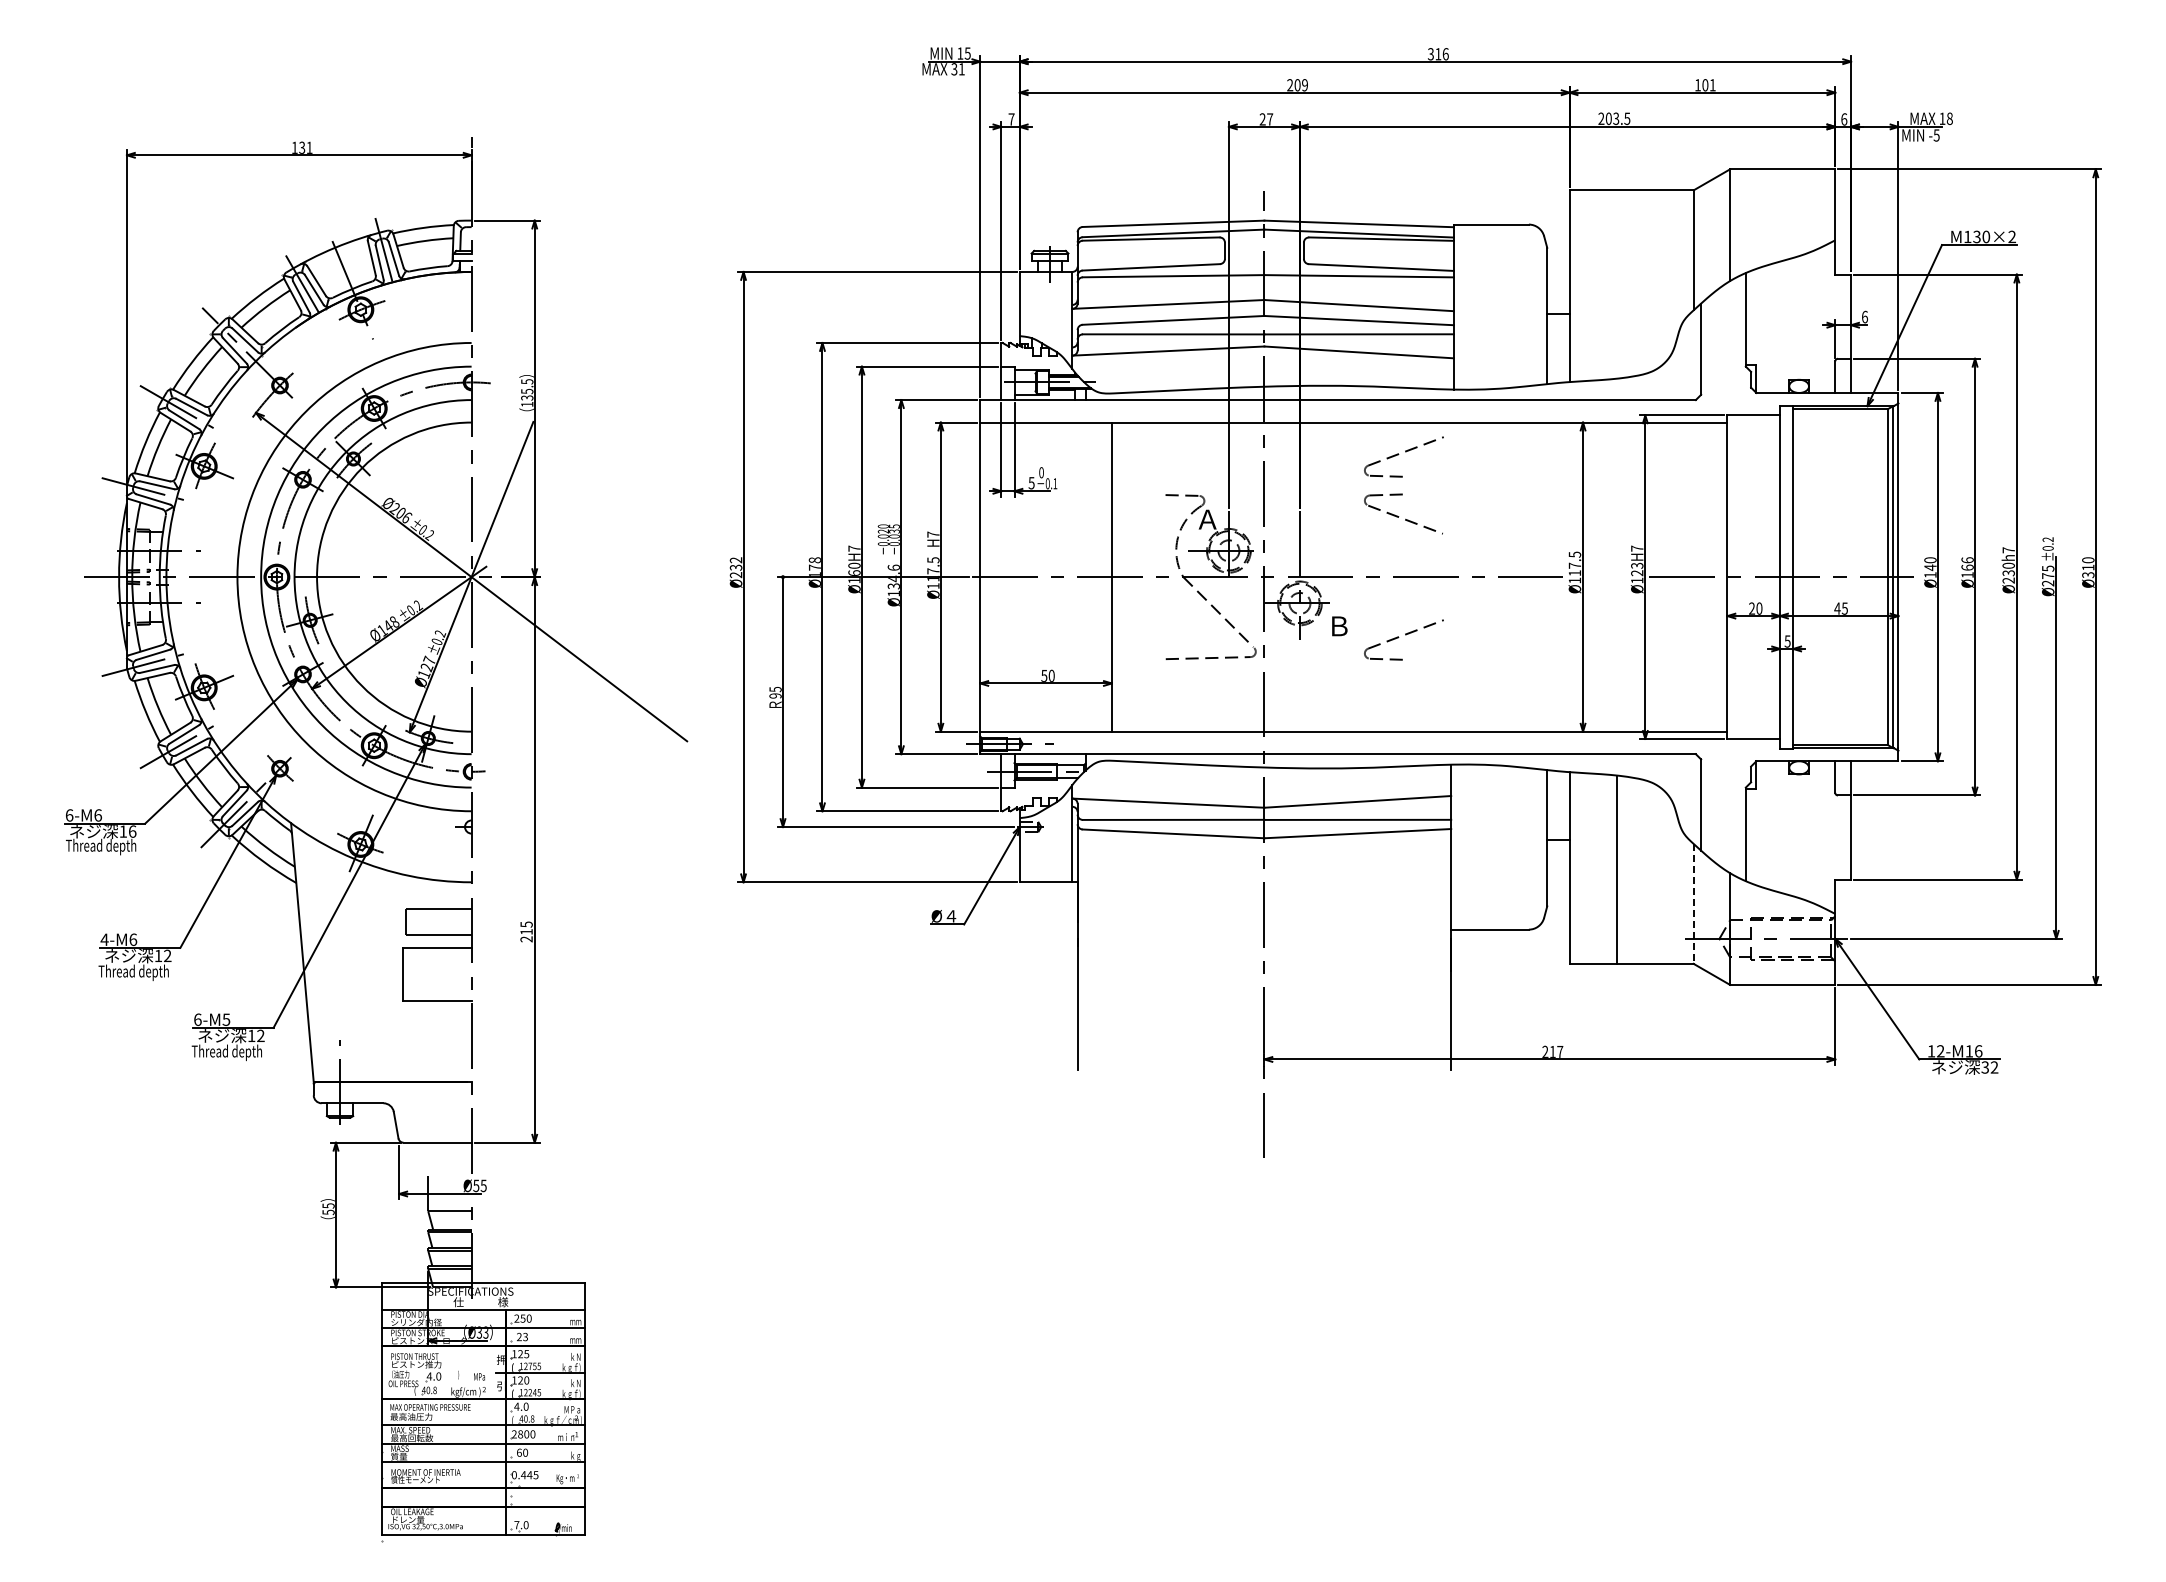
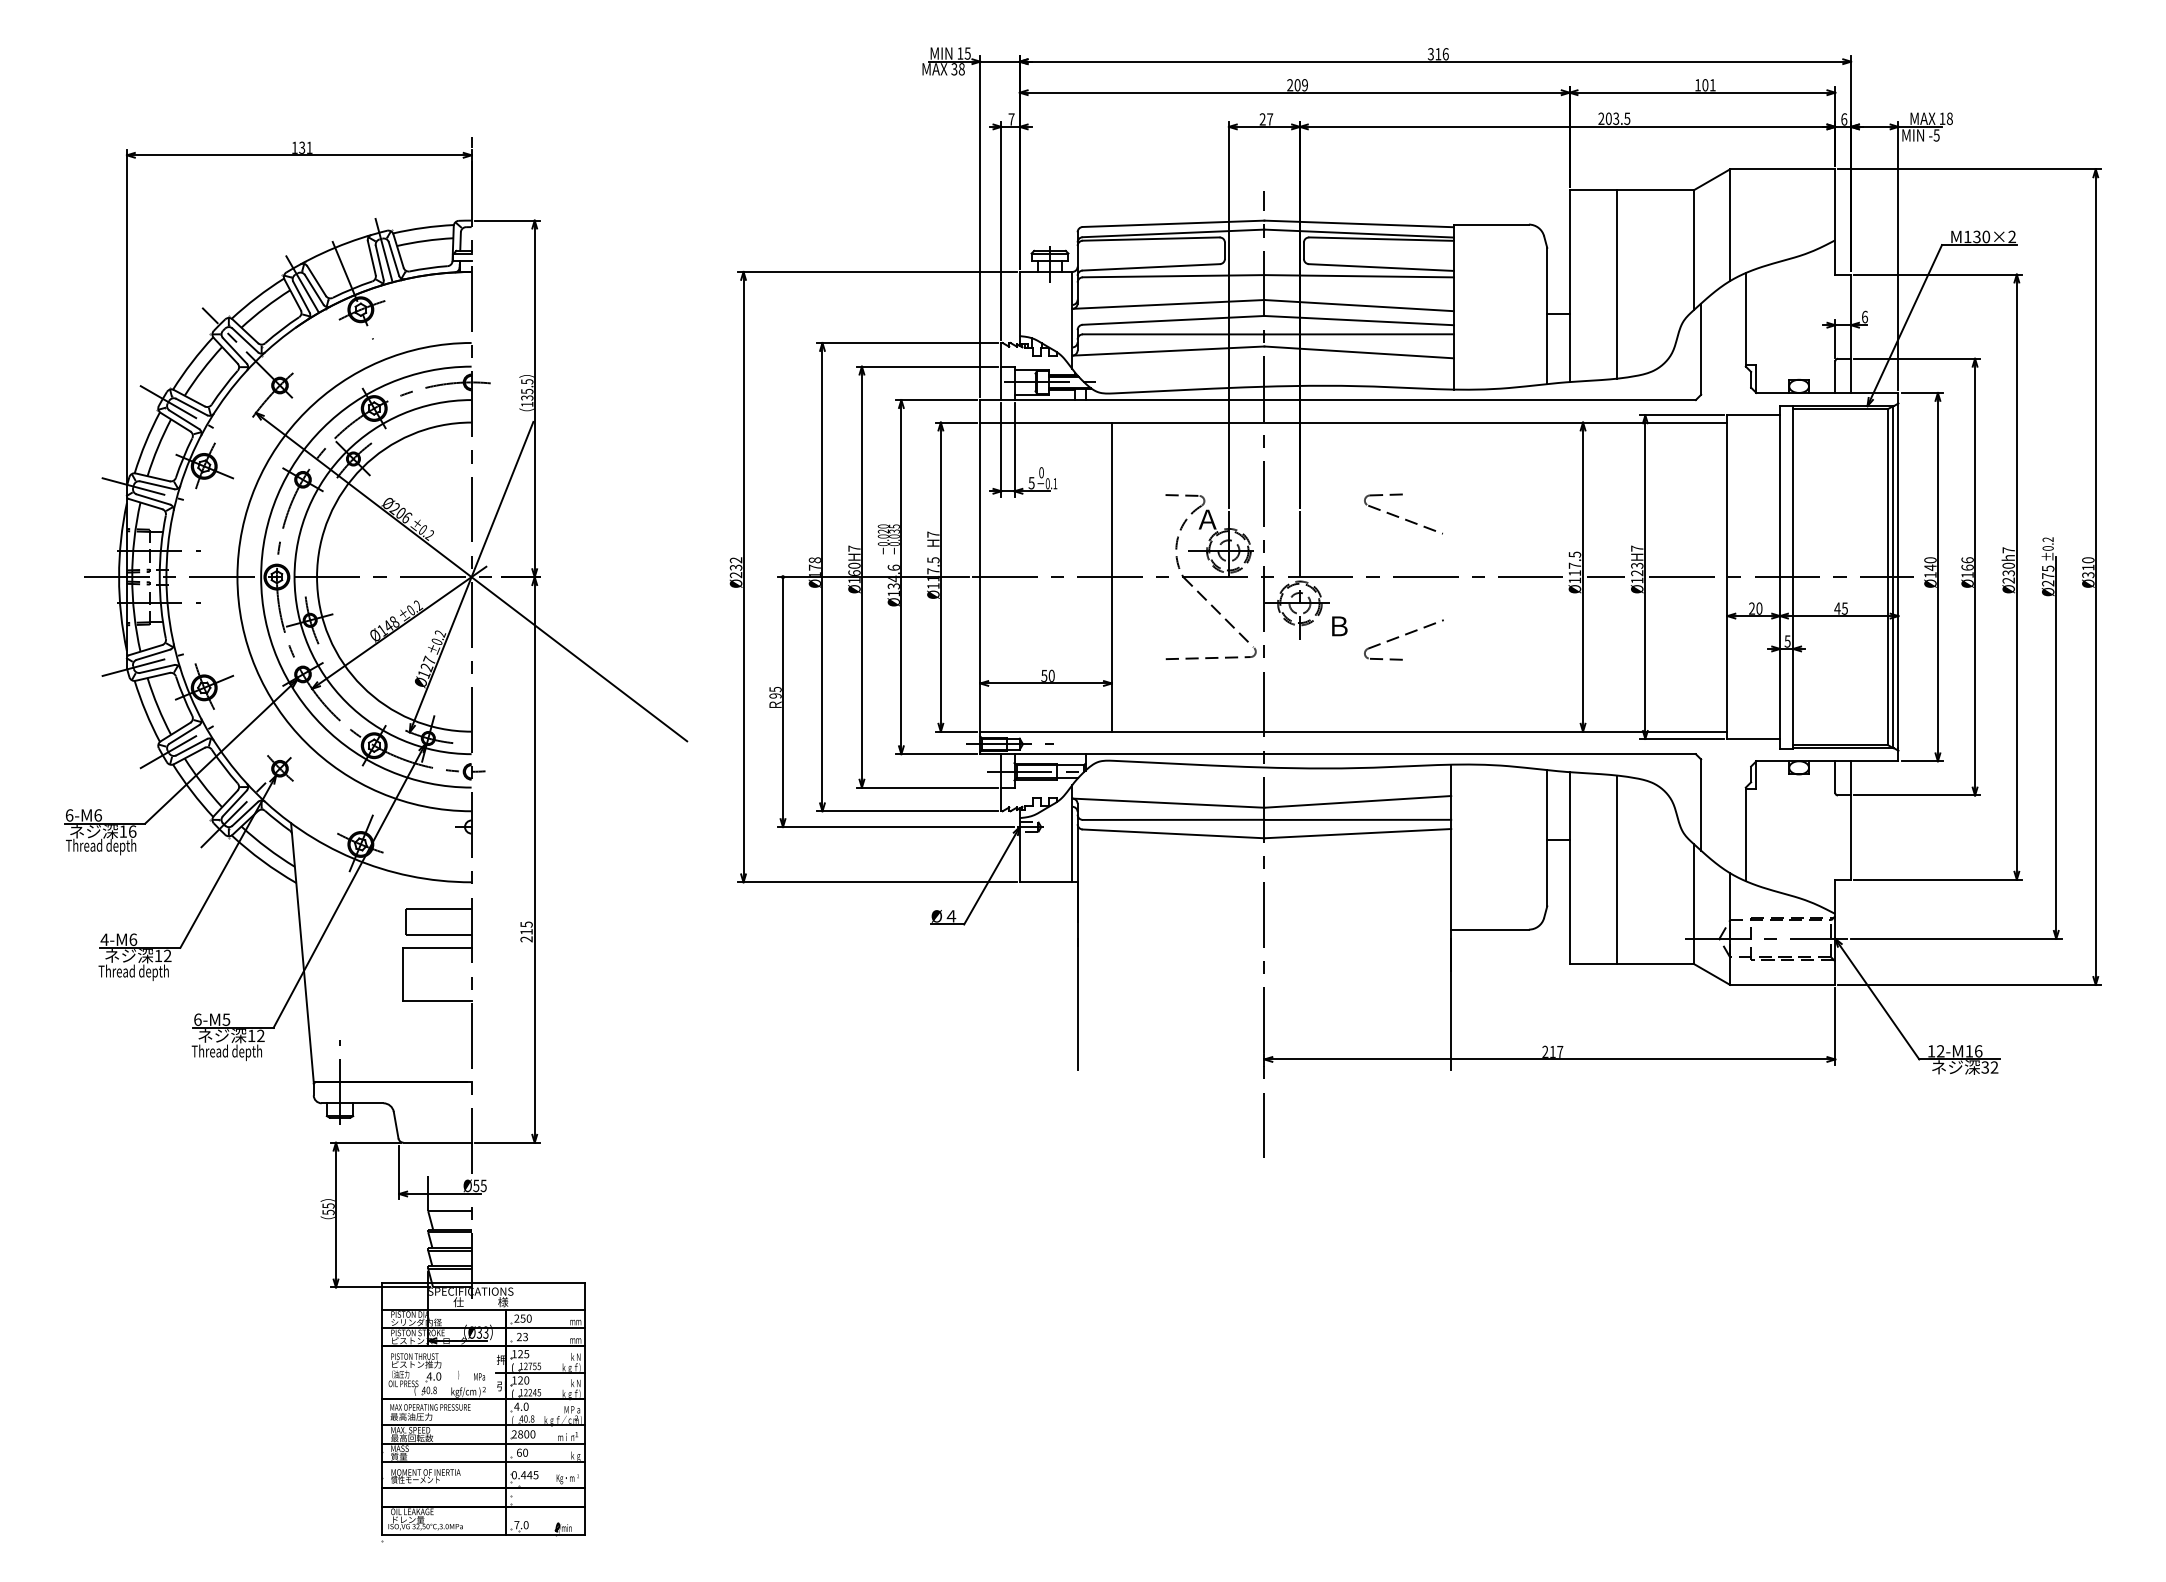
text: 31 -> 38 (961, 69)
line: none -> present (1616, 284)
part: present -> none (1403, 456)
line: none -> present (1606, 577)
line: dashed -> solid (1693, 903)
